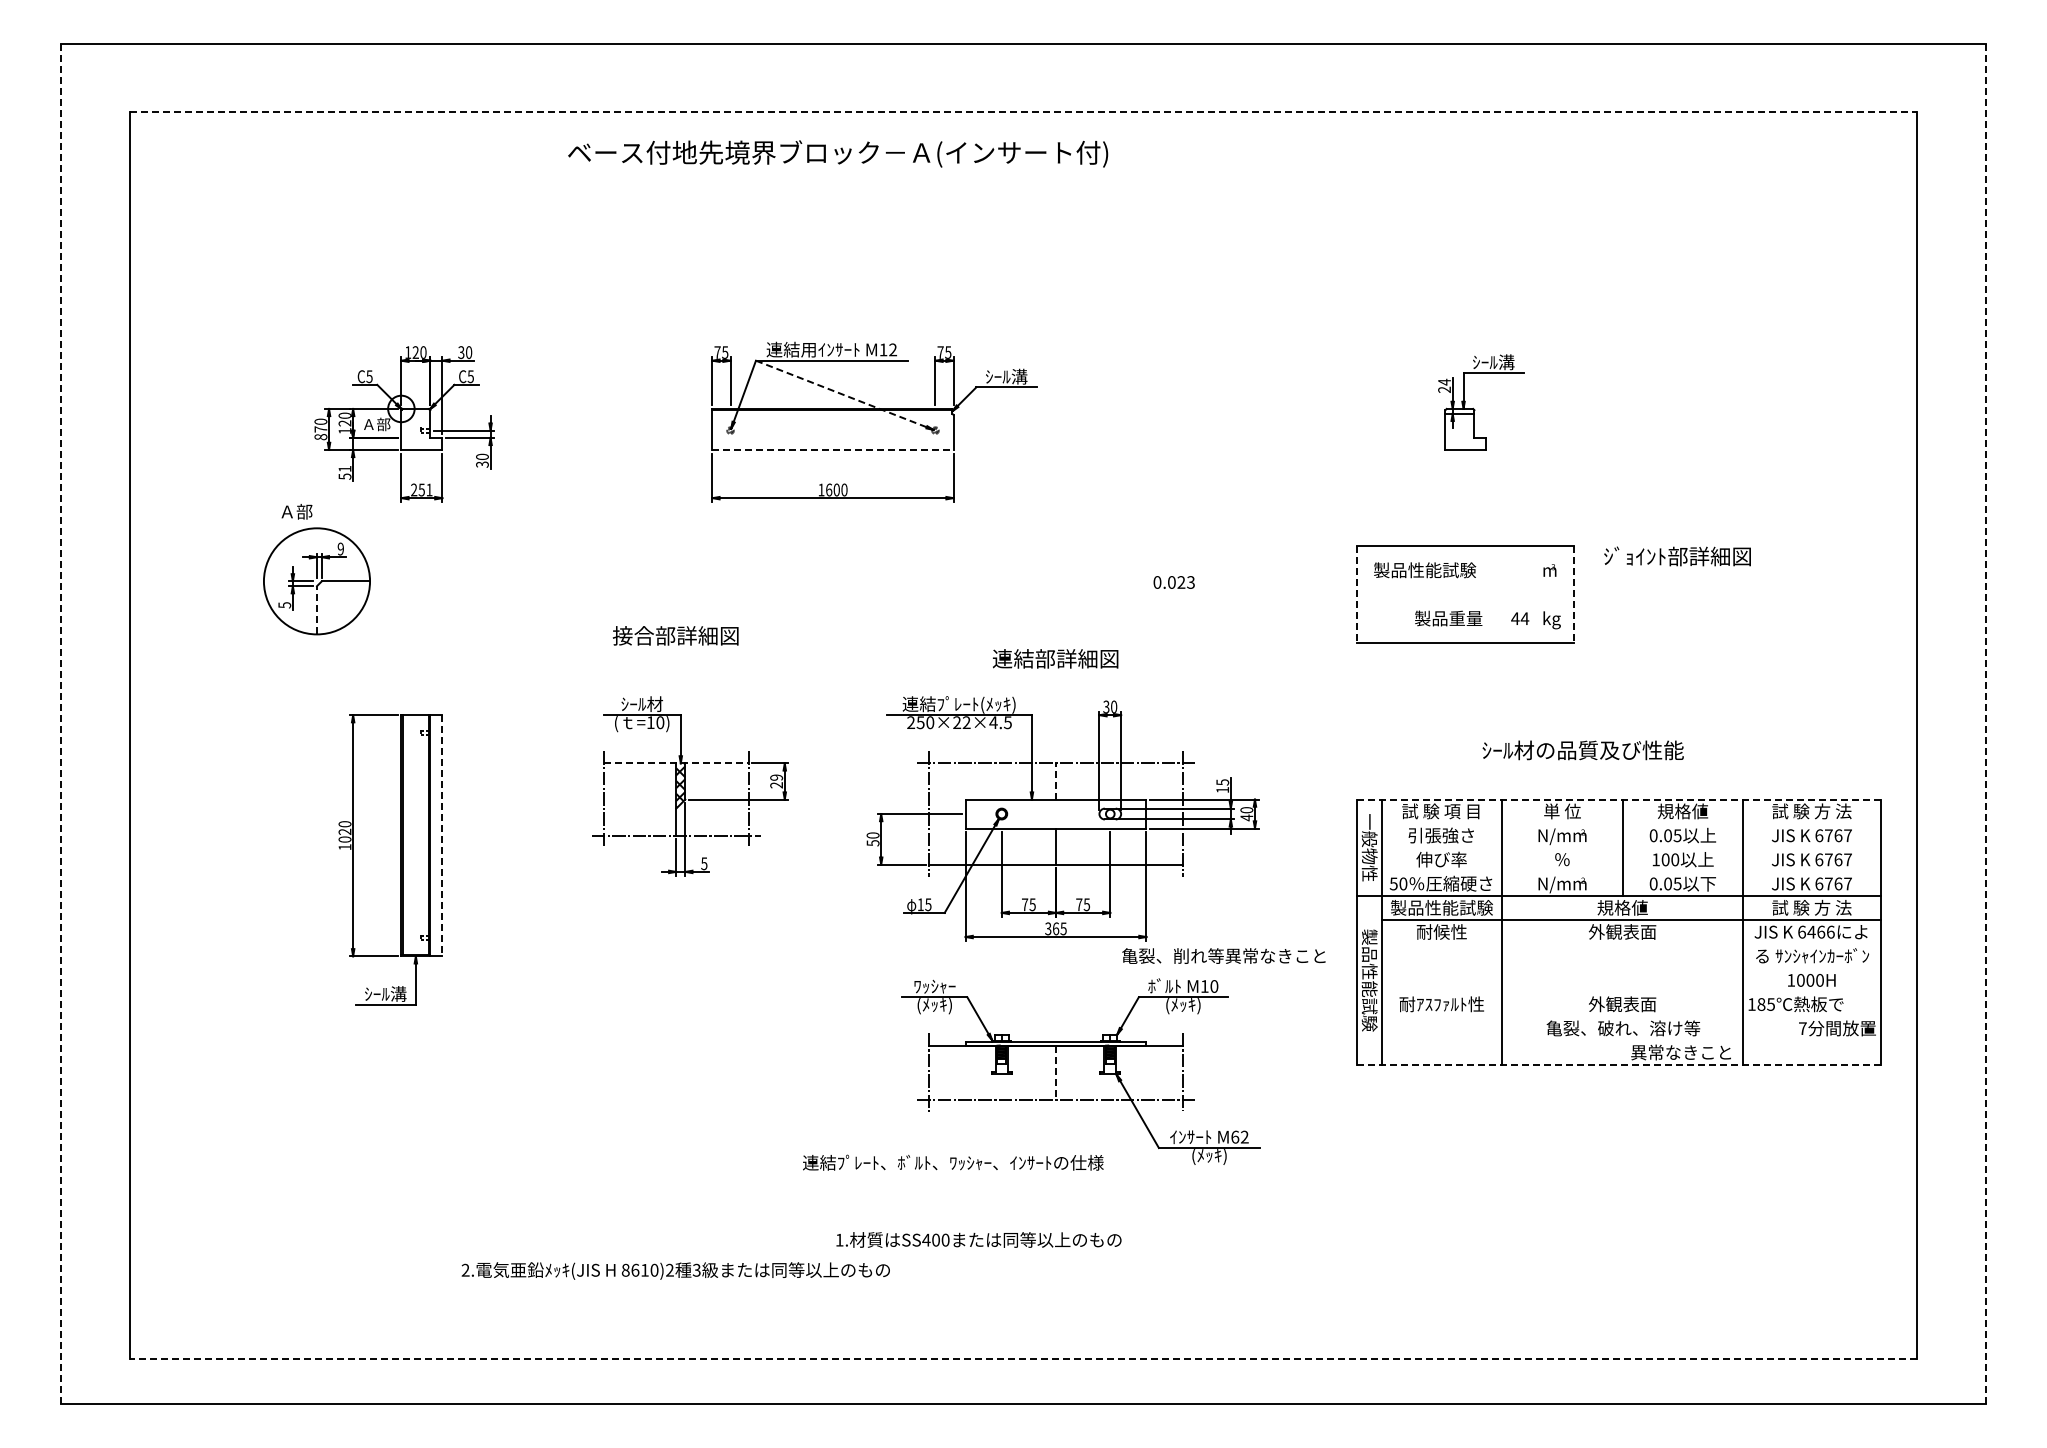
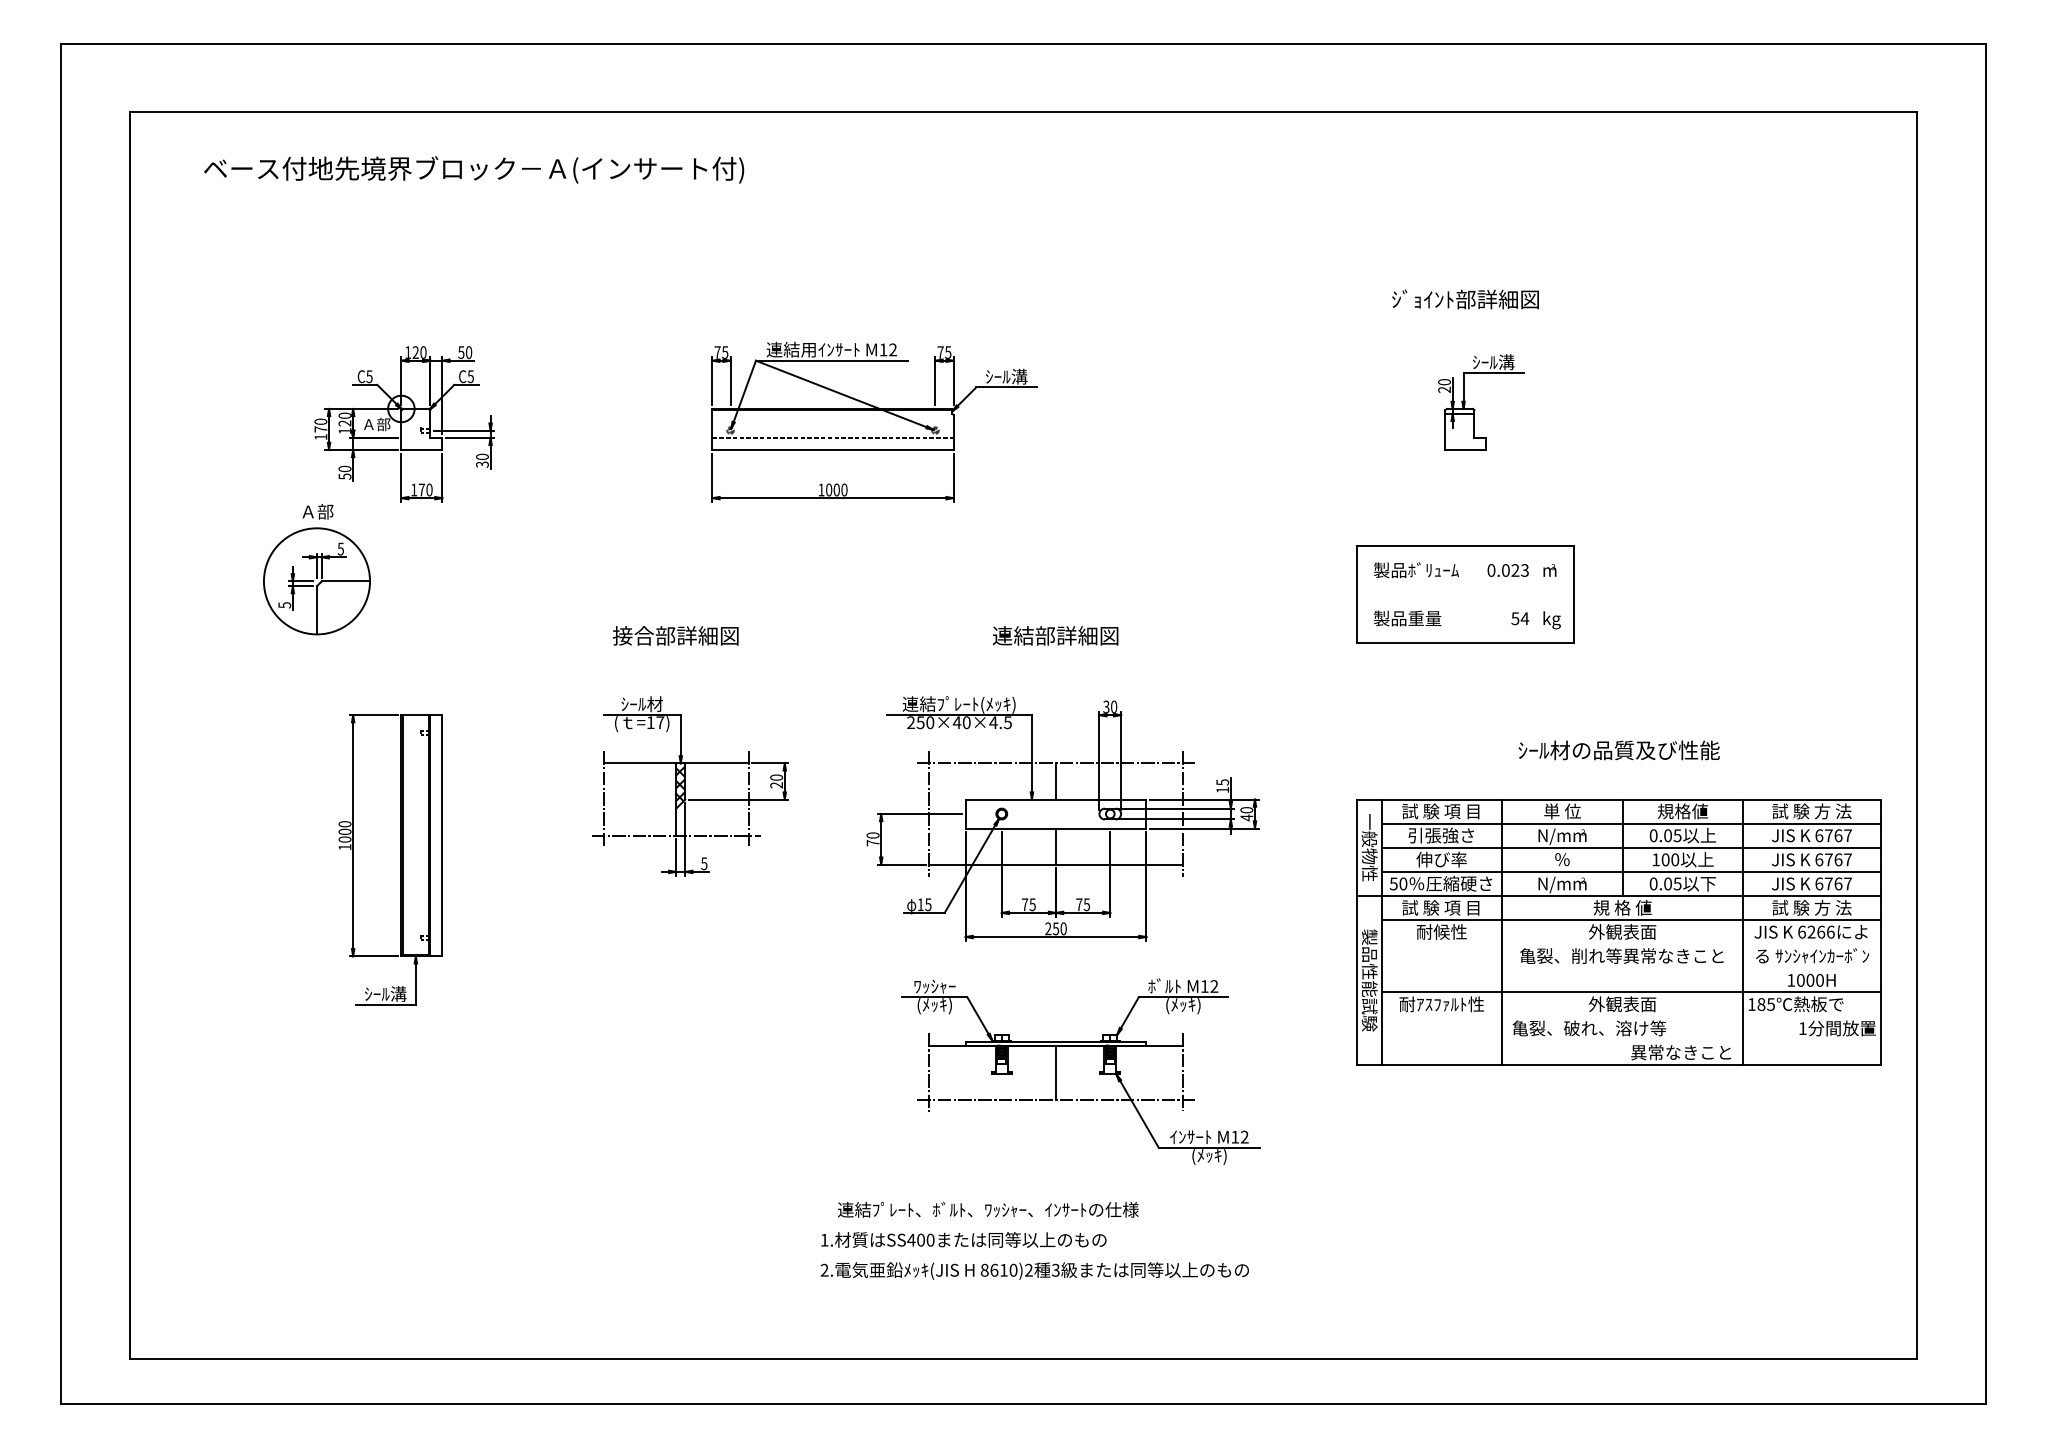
line: dashed -> solid (1023, 112)
text position: (838, 153) -> (474, 169) (474, 169)
text: 30 -> 50 (461, 352)
text: 24 -> 20 (1444, 381)
line: dashed -> solid (845, 395)
text: 870 -> 170 (320, 437)
line: none -> present (832, 437)
line: dashed -> solid (833, 449)
text: 51 -> 50 (344, 468)
text: 251 -> 170 (421, 489)
text: 1600 -> 1000 (829, 489)
text position: (296, 511) -> (317, 511) (317, 511)
text: 9 -> 5 (340, 548)
text position: (1677, 556) -> (1465, 299) (1465, 299)
text: 製品性能試験 -> 製品ﾎﾞﾘｭｰﾑ (1442, 570)
text position: (1173, 582) -> (1507, 570) (1507, 570)
line: dashed -> solid (1357, 595)
line: dashed -> solid (1574, 595)
line: dashed -> solid (317, 609)
text position: (1448, 618) -> (1407, 618) (1407, 618)
text: 44 -> 54 (1515, 618)
text position: (1055, 658) -> (1055, 635) (1055, 635)
text: =10) -> =17) (660, 722)
text: 250×22×4.5 -> 250×40×4.5 (961, 722)
line: dashed -> solid (61, 723)
line: dashed -> solid (1985, 723)
text position: (1582, 750) -> (1618, 750) (1618, 750)
line: dashed -> solid (676, 763)
text: 29 -> 20 (776, 777)
line: dashed -> solid (1056, 781)
line: dashed -> solid (1619, 799)
line: none -> present (1630, 823)
text: 1020 -> 1000 (344, 831)
line: dashed -> solid (442, 835)
text: 50 -> 70 (872, 843)
line: none -> present (1630, 847)
line: none -> present (1630, 871)
text: 製品性能試験 -> 試 験 項 目 (1441, 907)
text: 規格値 -> 規 格 値 (1622, 907)
text: 365 -> 250 (1055, 928)
text: 6466 -> 6266 (1811, 931)
text position: (1223, 955) -> (1621, 955) (1621, 955)
text: M10 -> M12 (1214, 986)
line: none -> present (1630, 992)
text position: (1623, 1028) -> (1589, 1028) (1589, 1028)
text: 7 -> 1 (1802, 1028)
line: dashed -> solid (1619, 1064)
line: dashed -> solid (1056, 1073)
text: M62 -> M12 (1235, 1136)
text position: (953, 1162) -> (988, 1209) (988, 1209)
text position: (978, 1239) -> (963, 1239) (963, 1239)
text position: (675, 1270) -> (1034, 1270) (1034, 1270)
line: dashed -> solid (1023, 1358)
